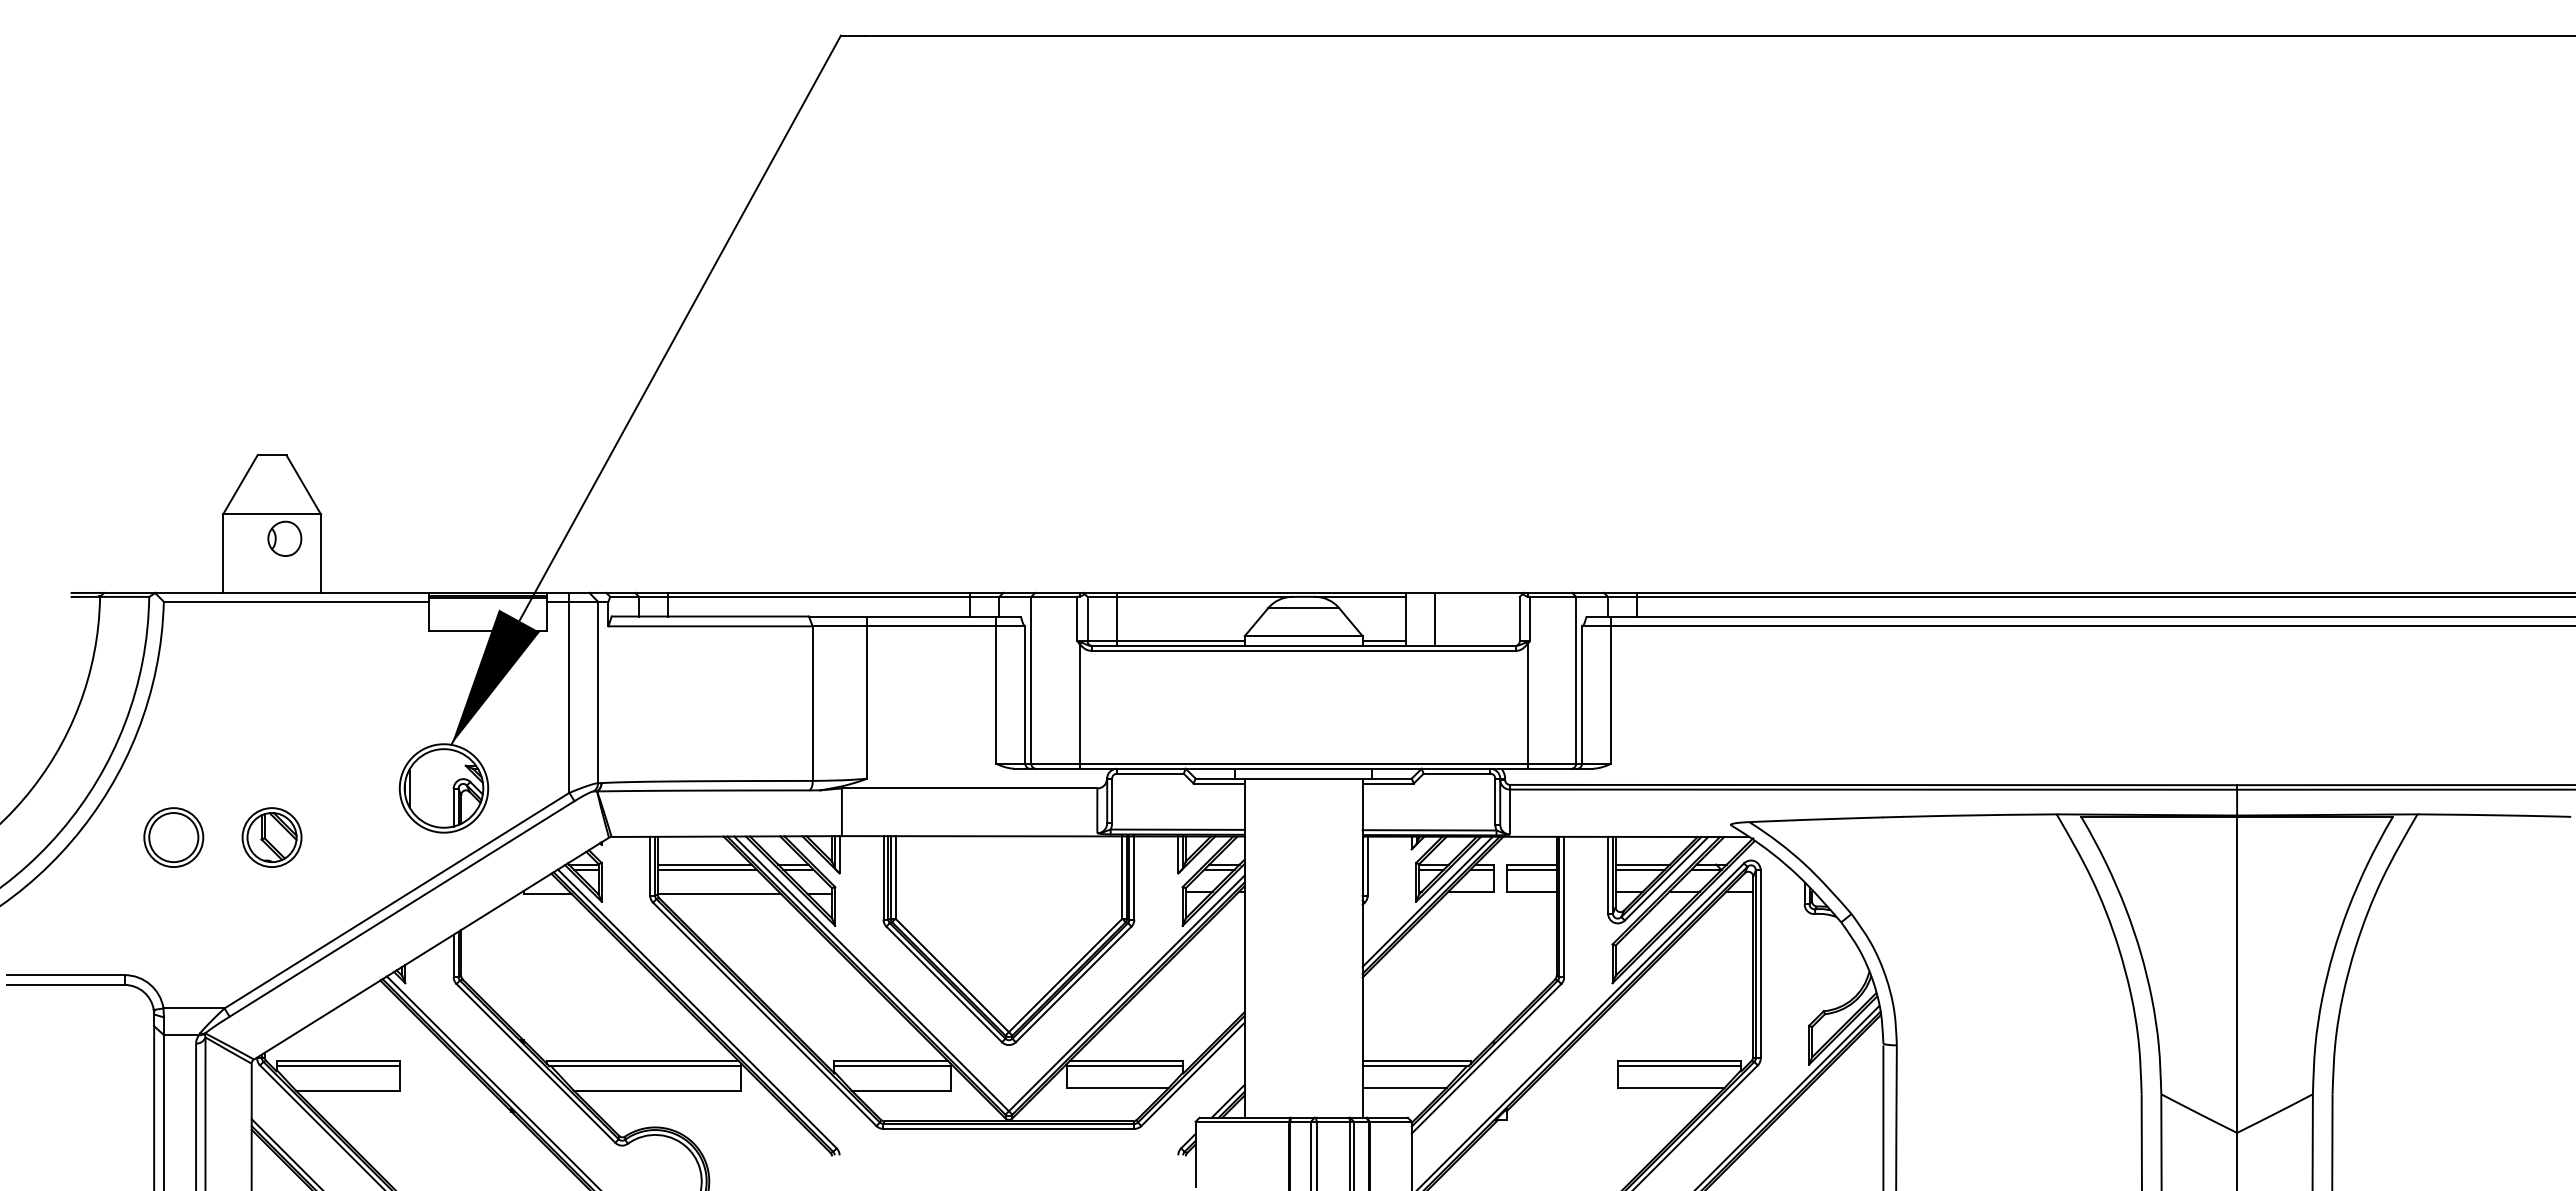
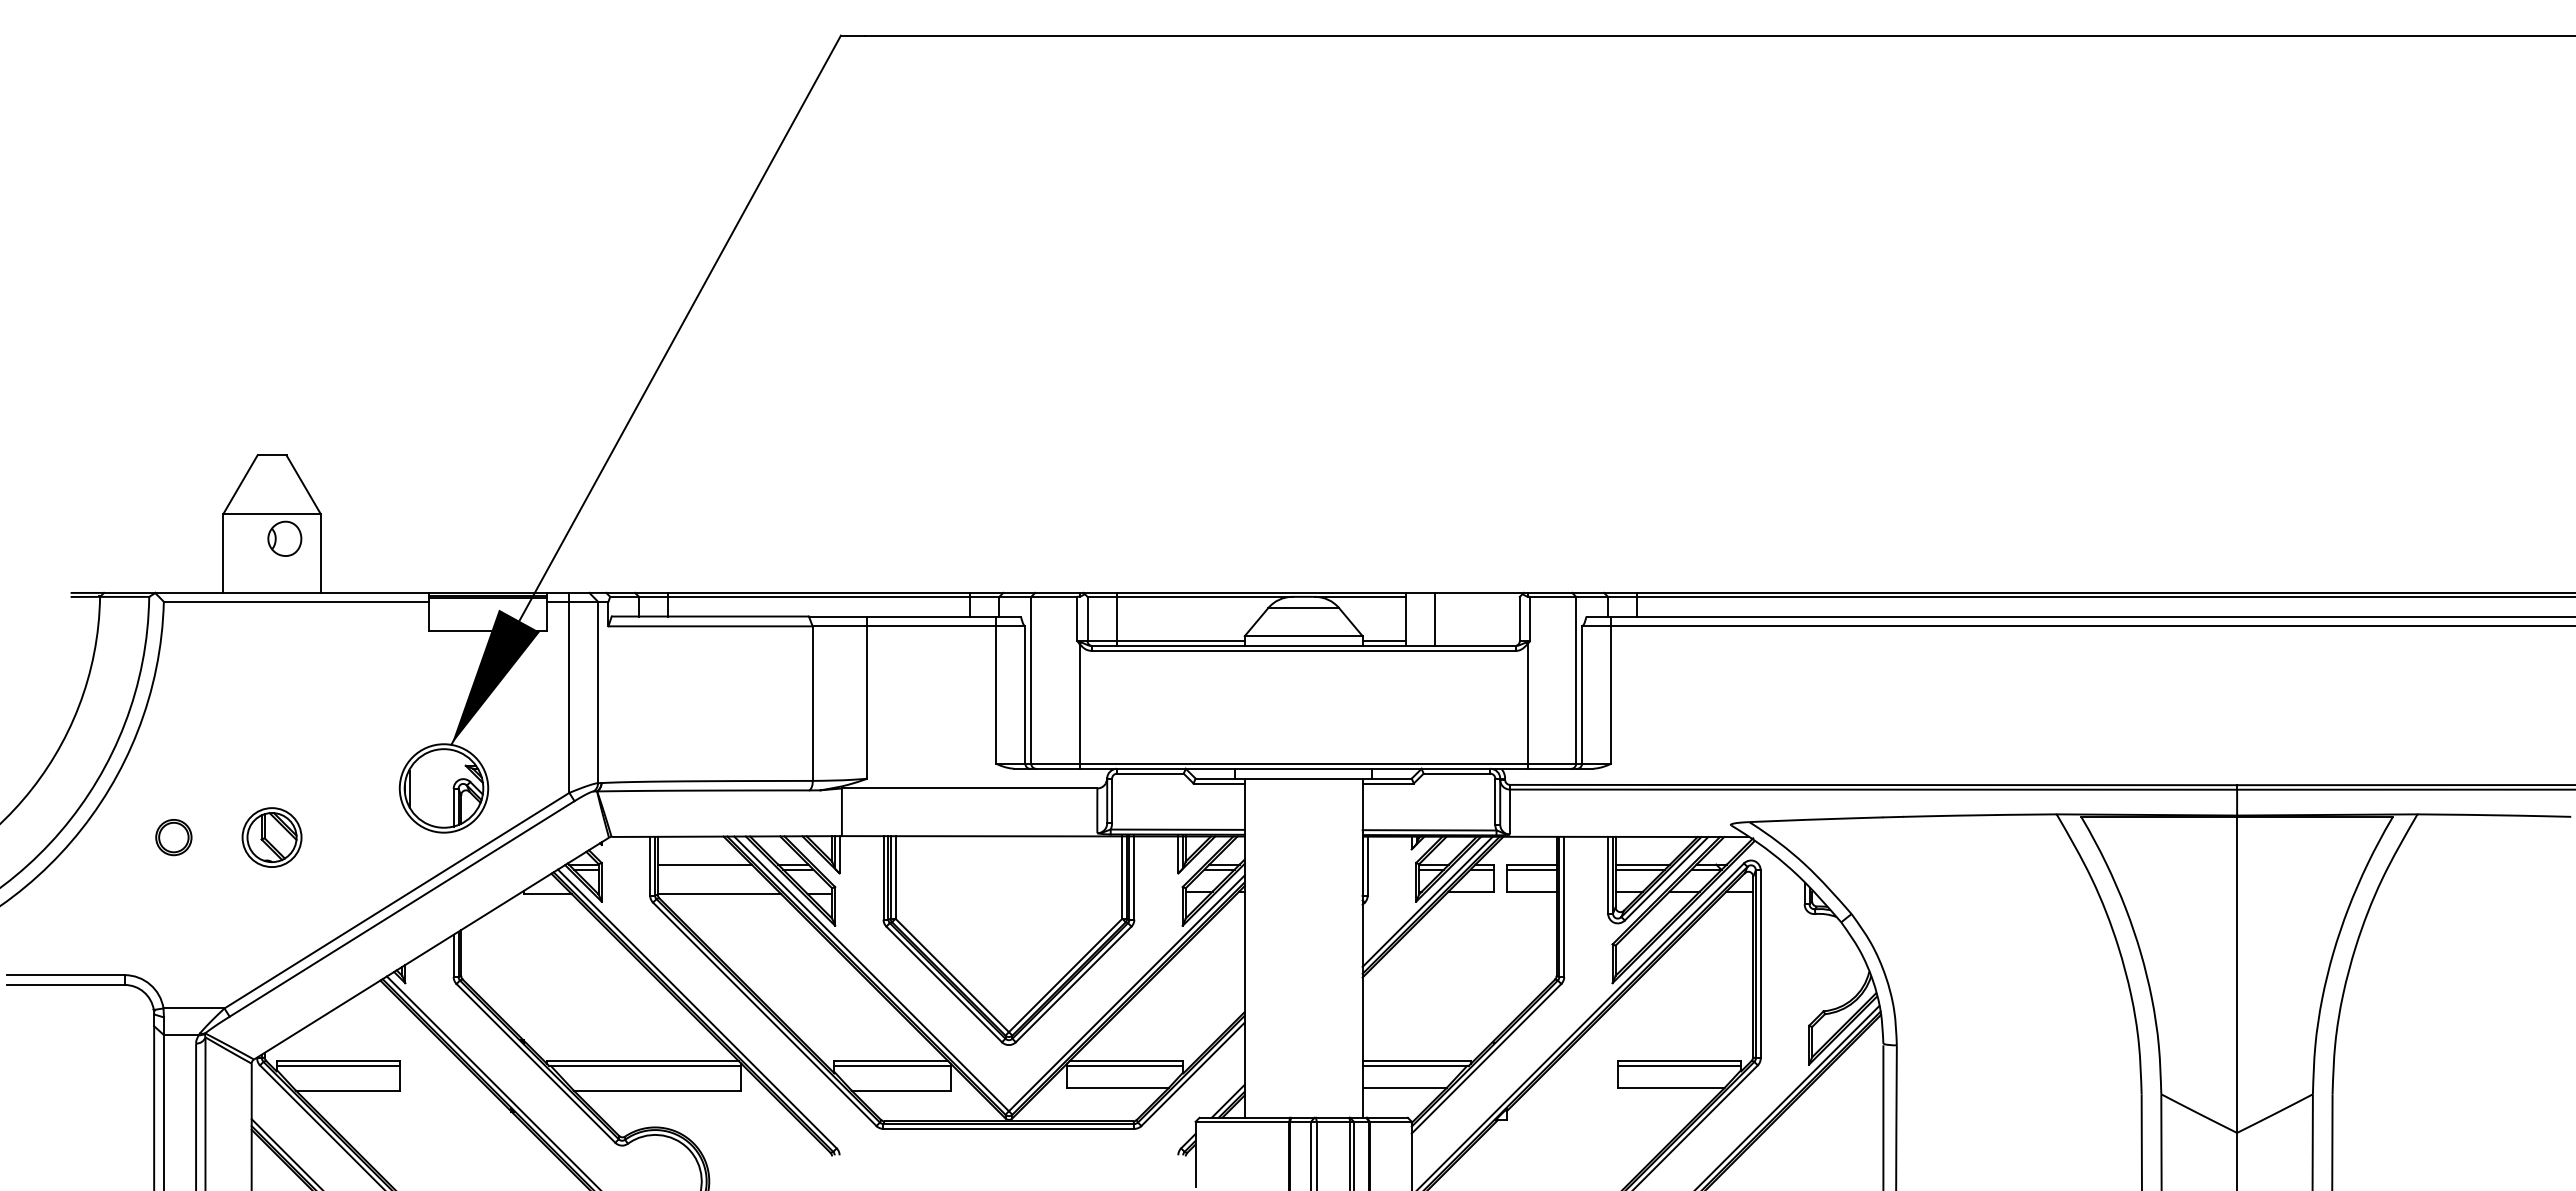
part size: 62x61 px -> 38x38 px (173, 837)
line: present -> none (706, 869)
